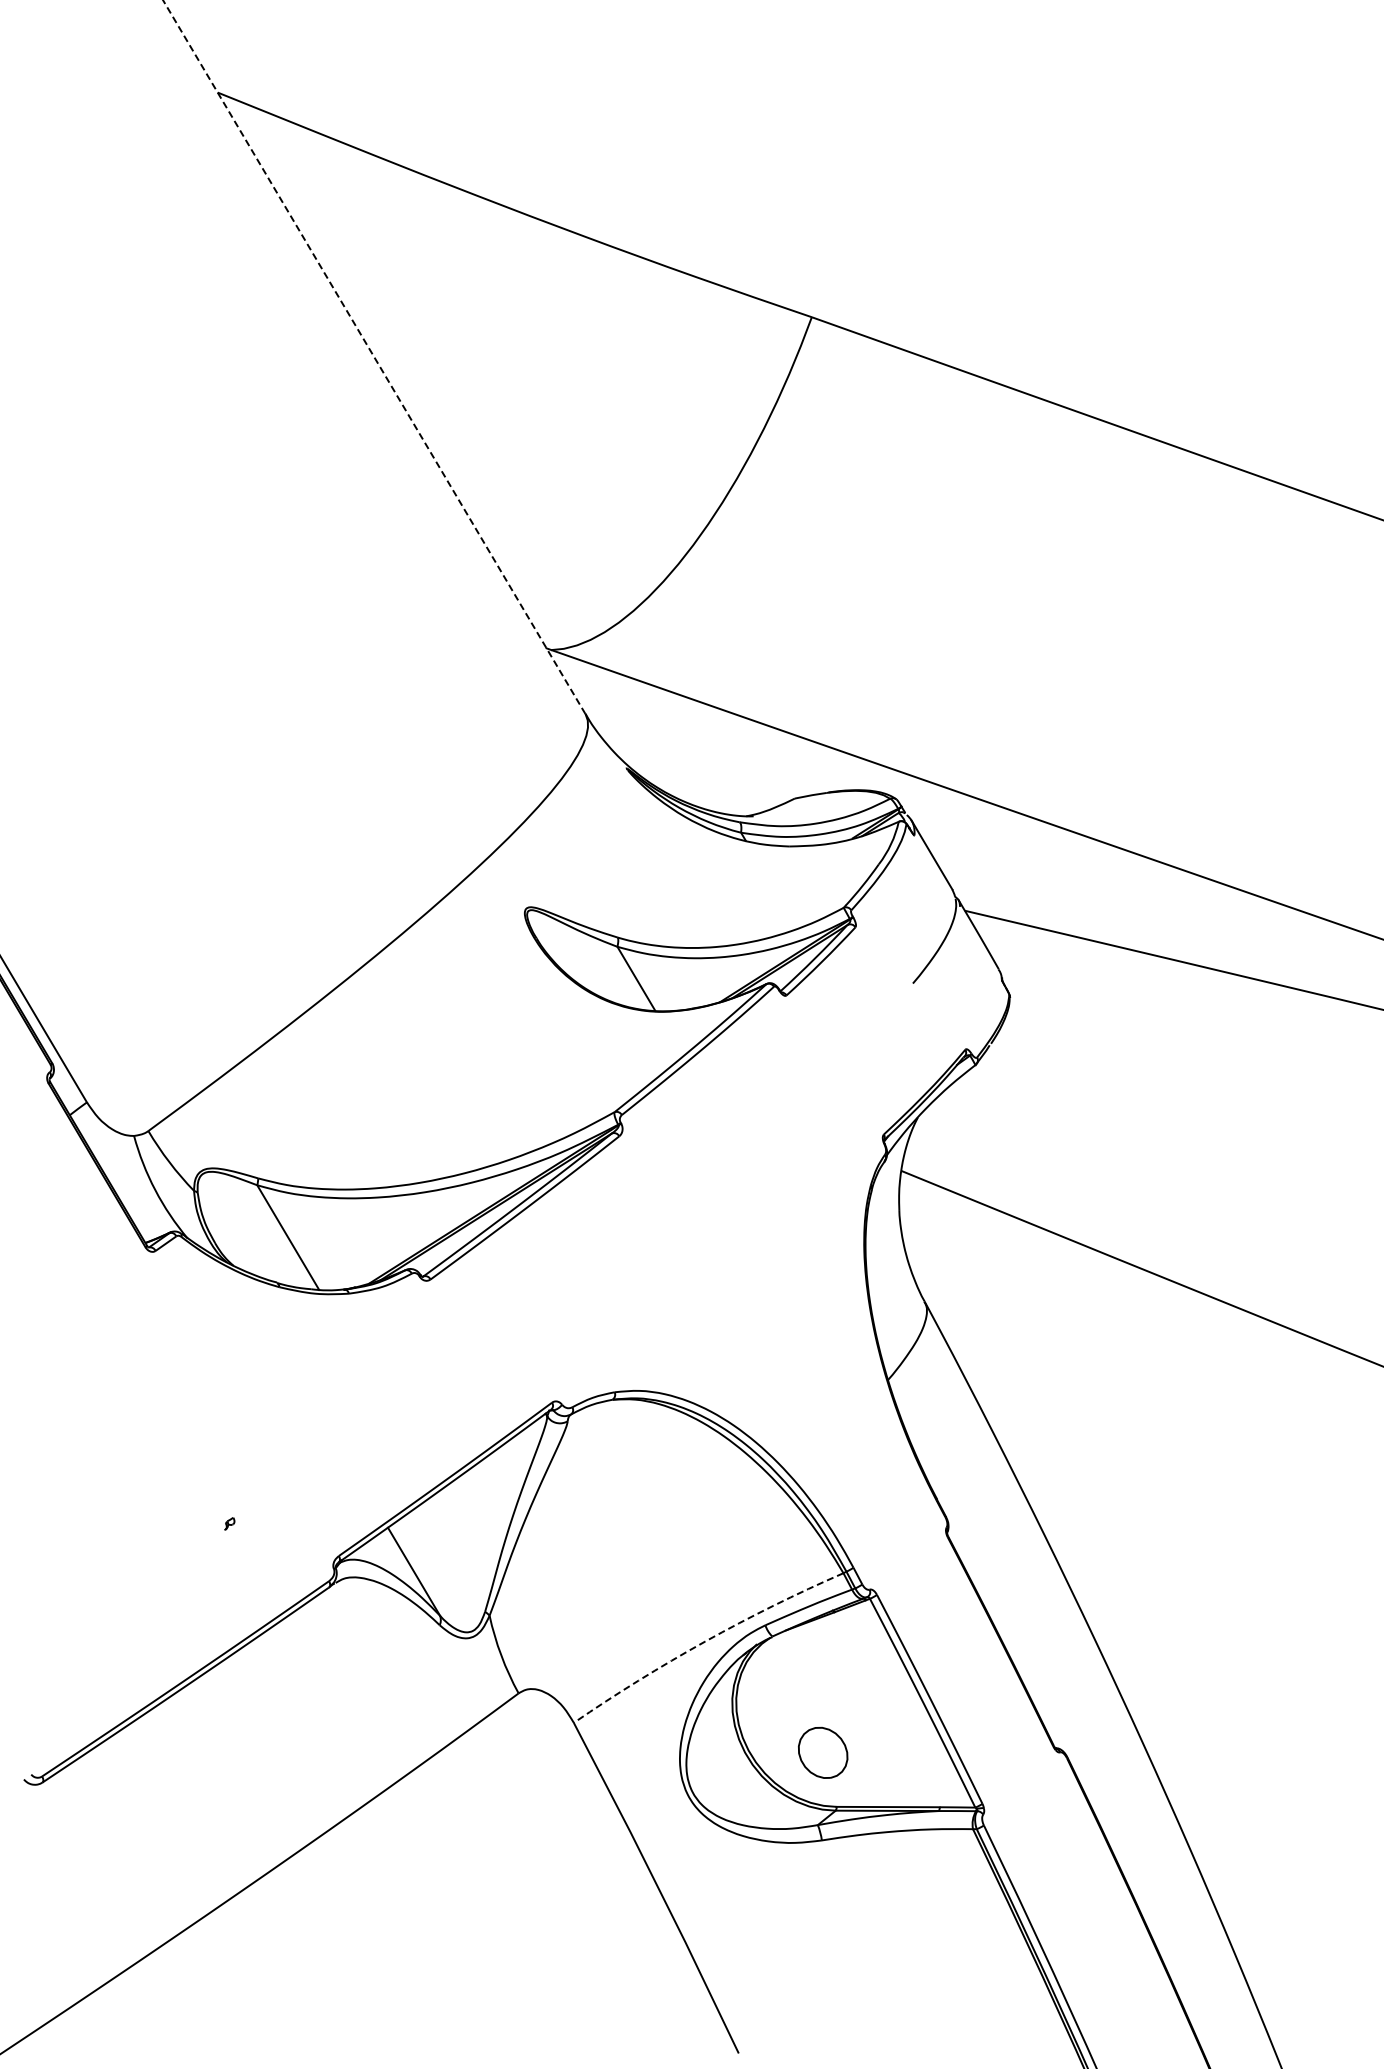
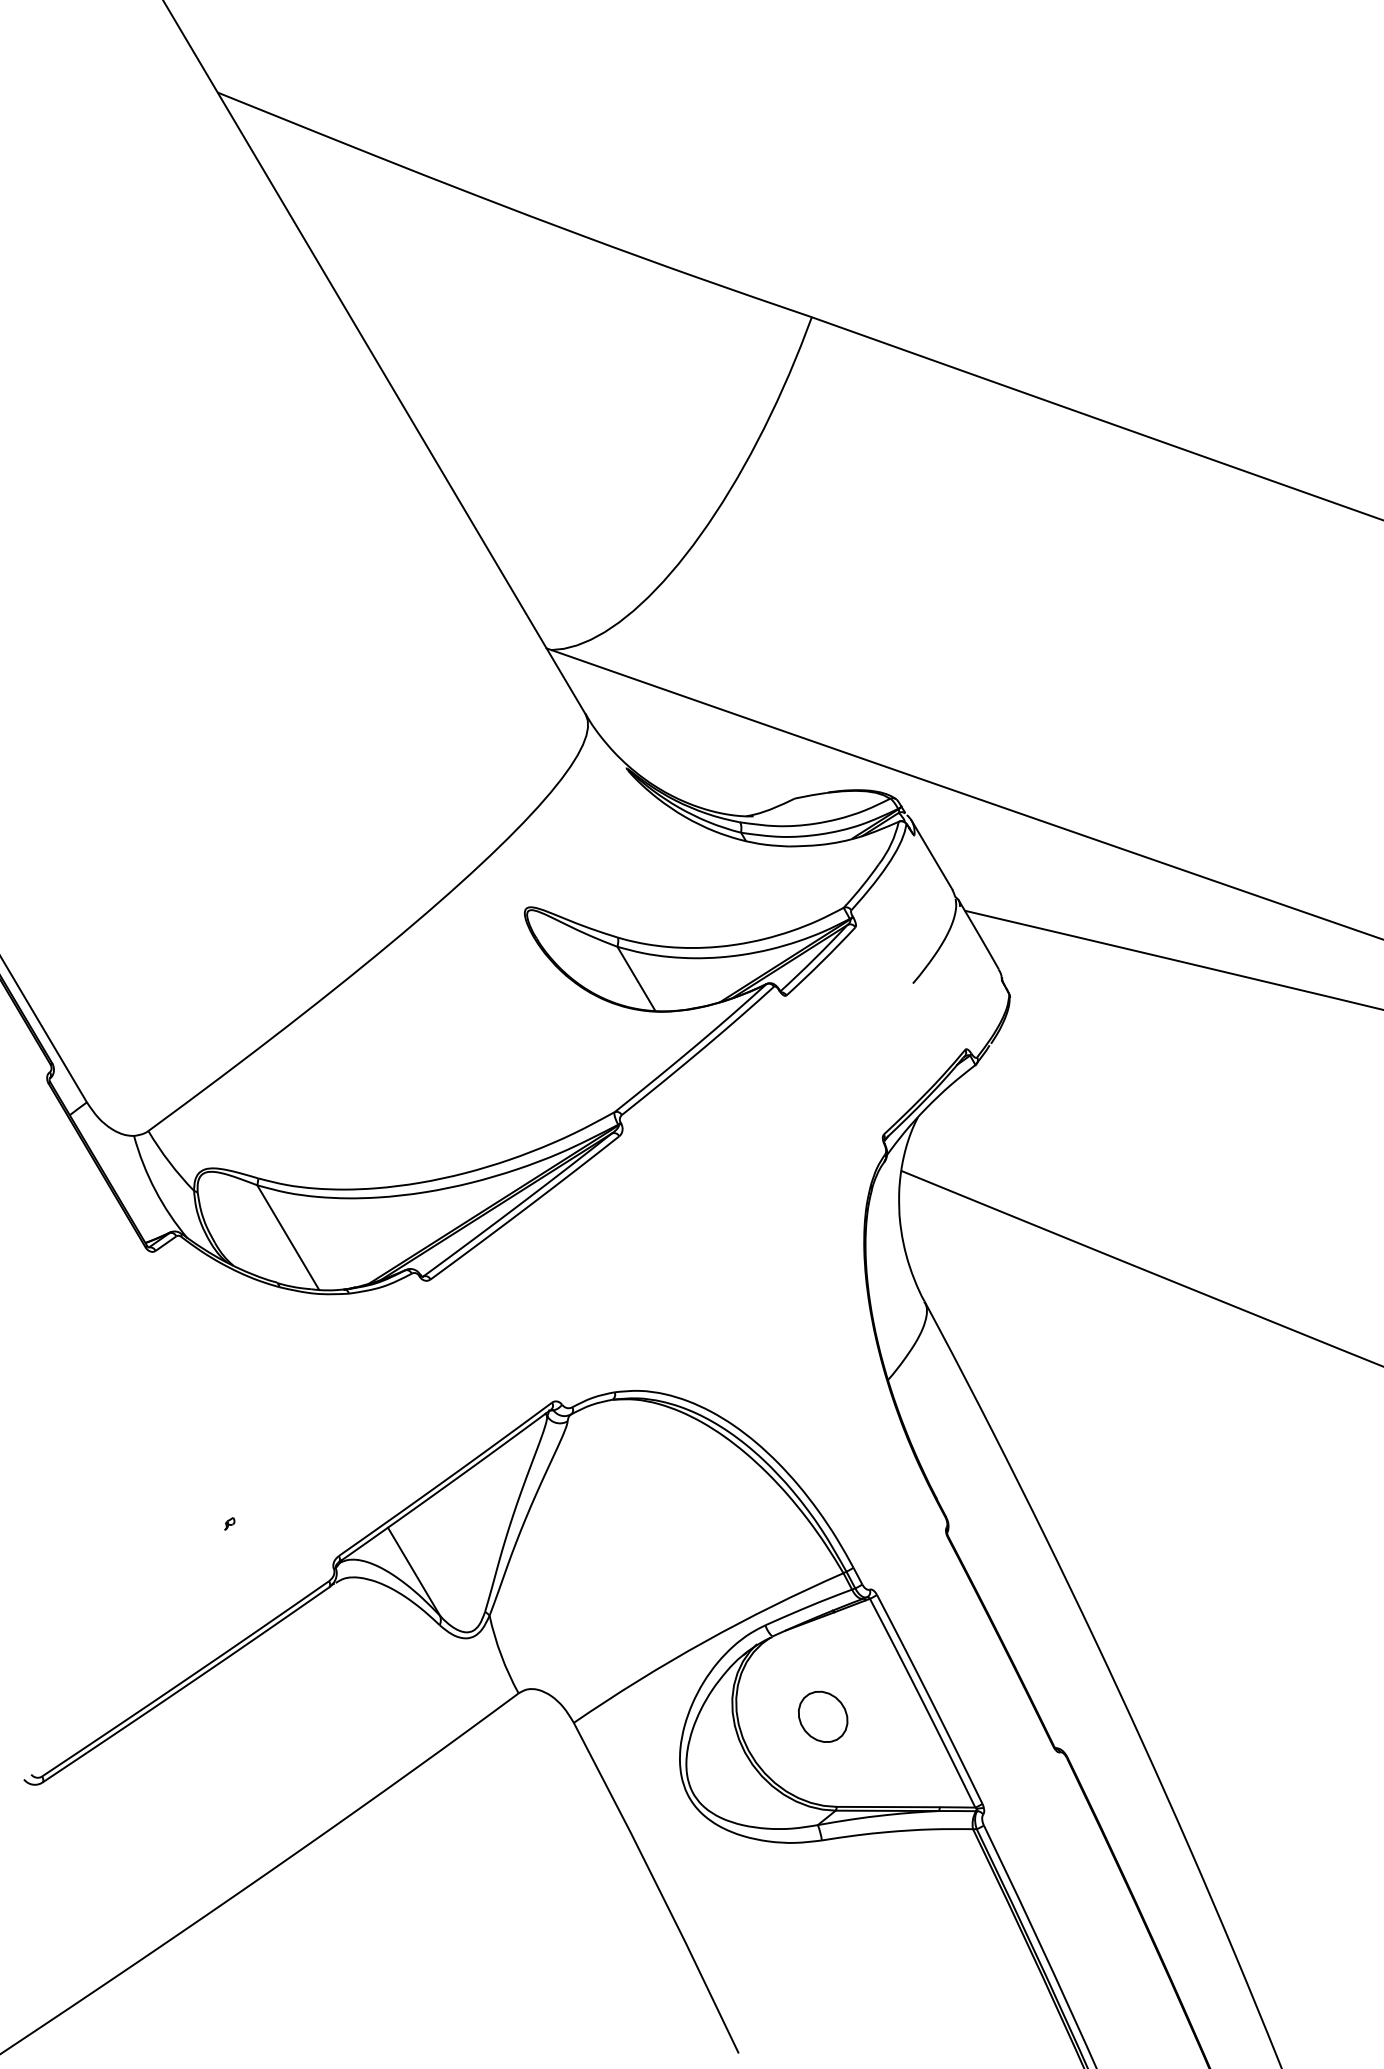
line: dashed -> solid (374, 356)
arc: dashed -> solid (705, 1641)
part position: (823, 1752) -> (823, 1716) (823, 1716)
